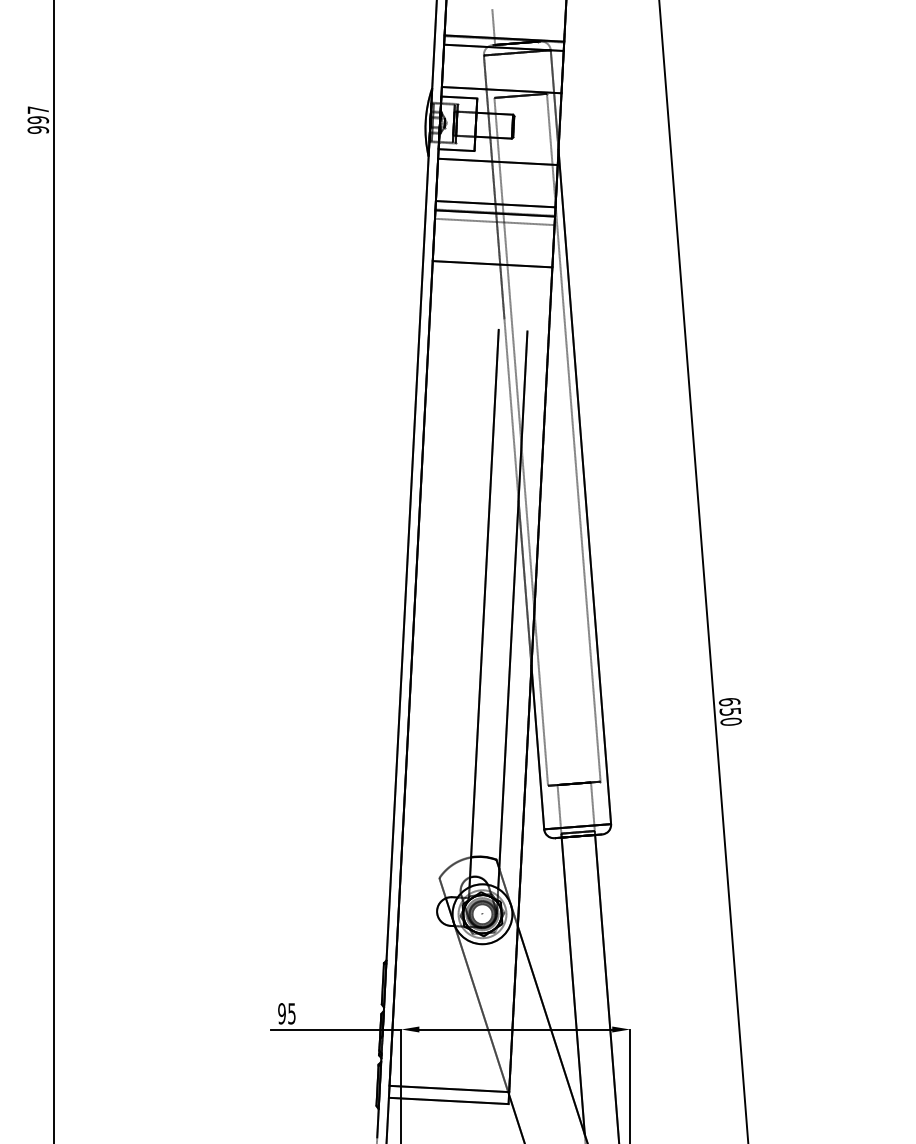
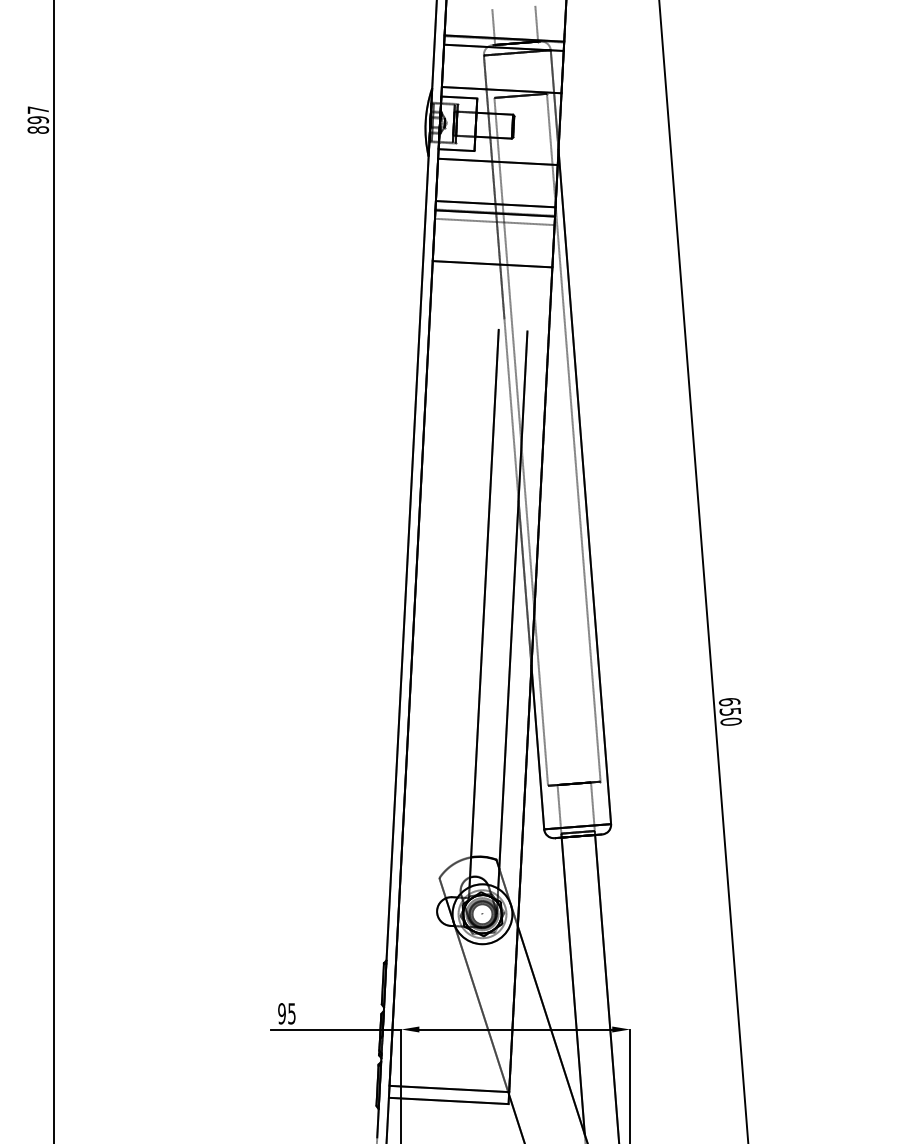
line: none -> present (536, 23)
text: 997 -> 897 (38, 129)
